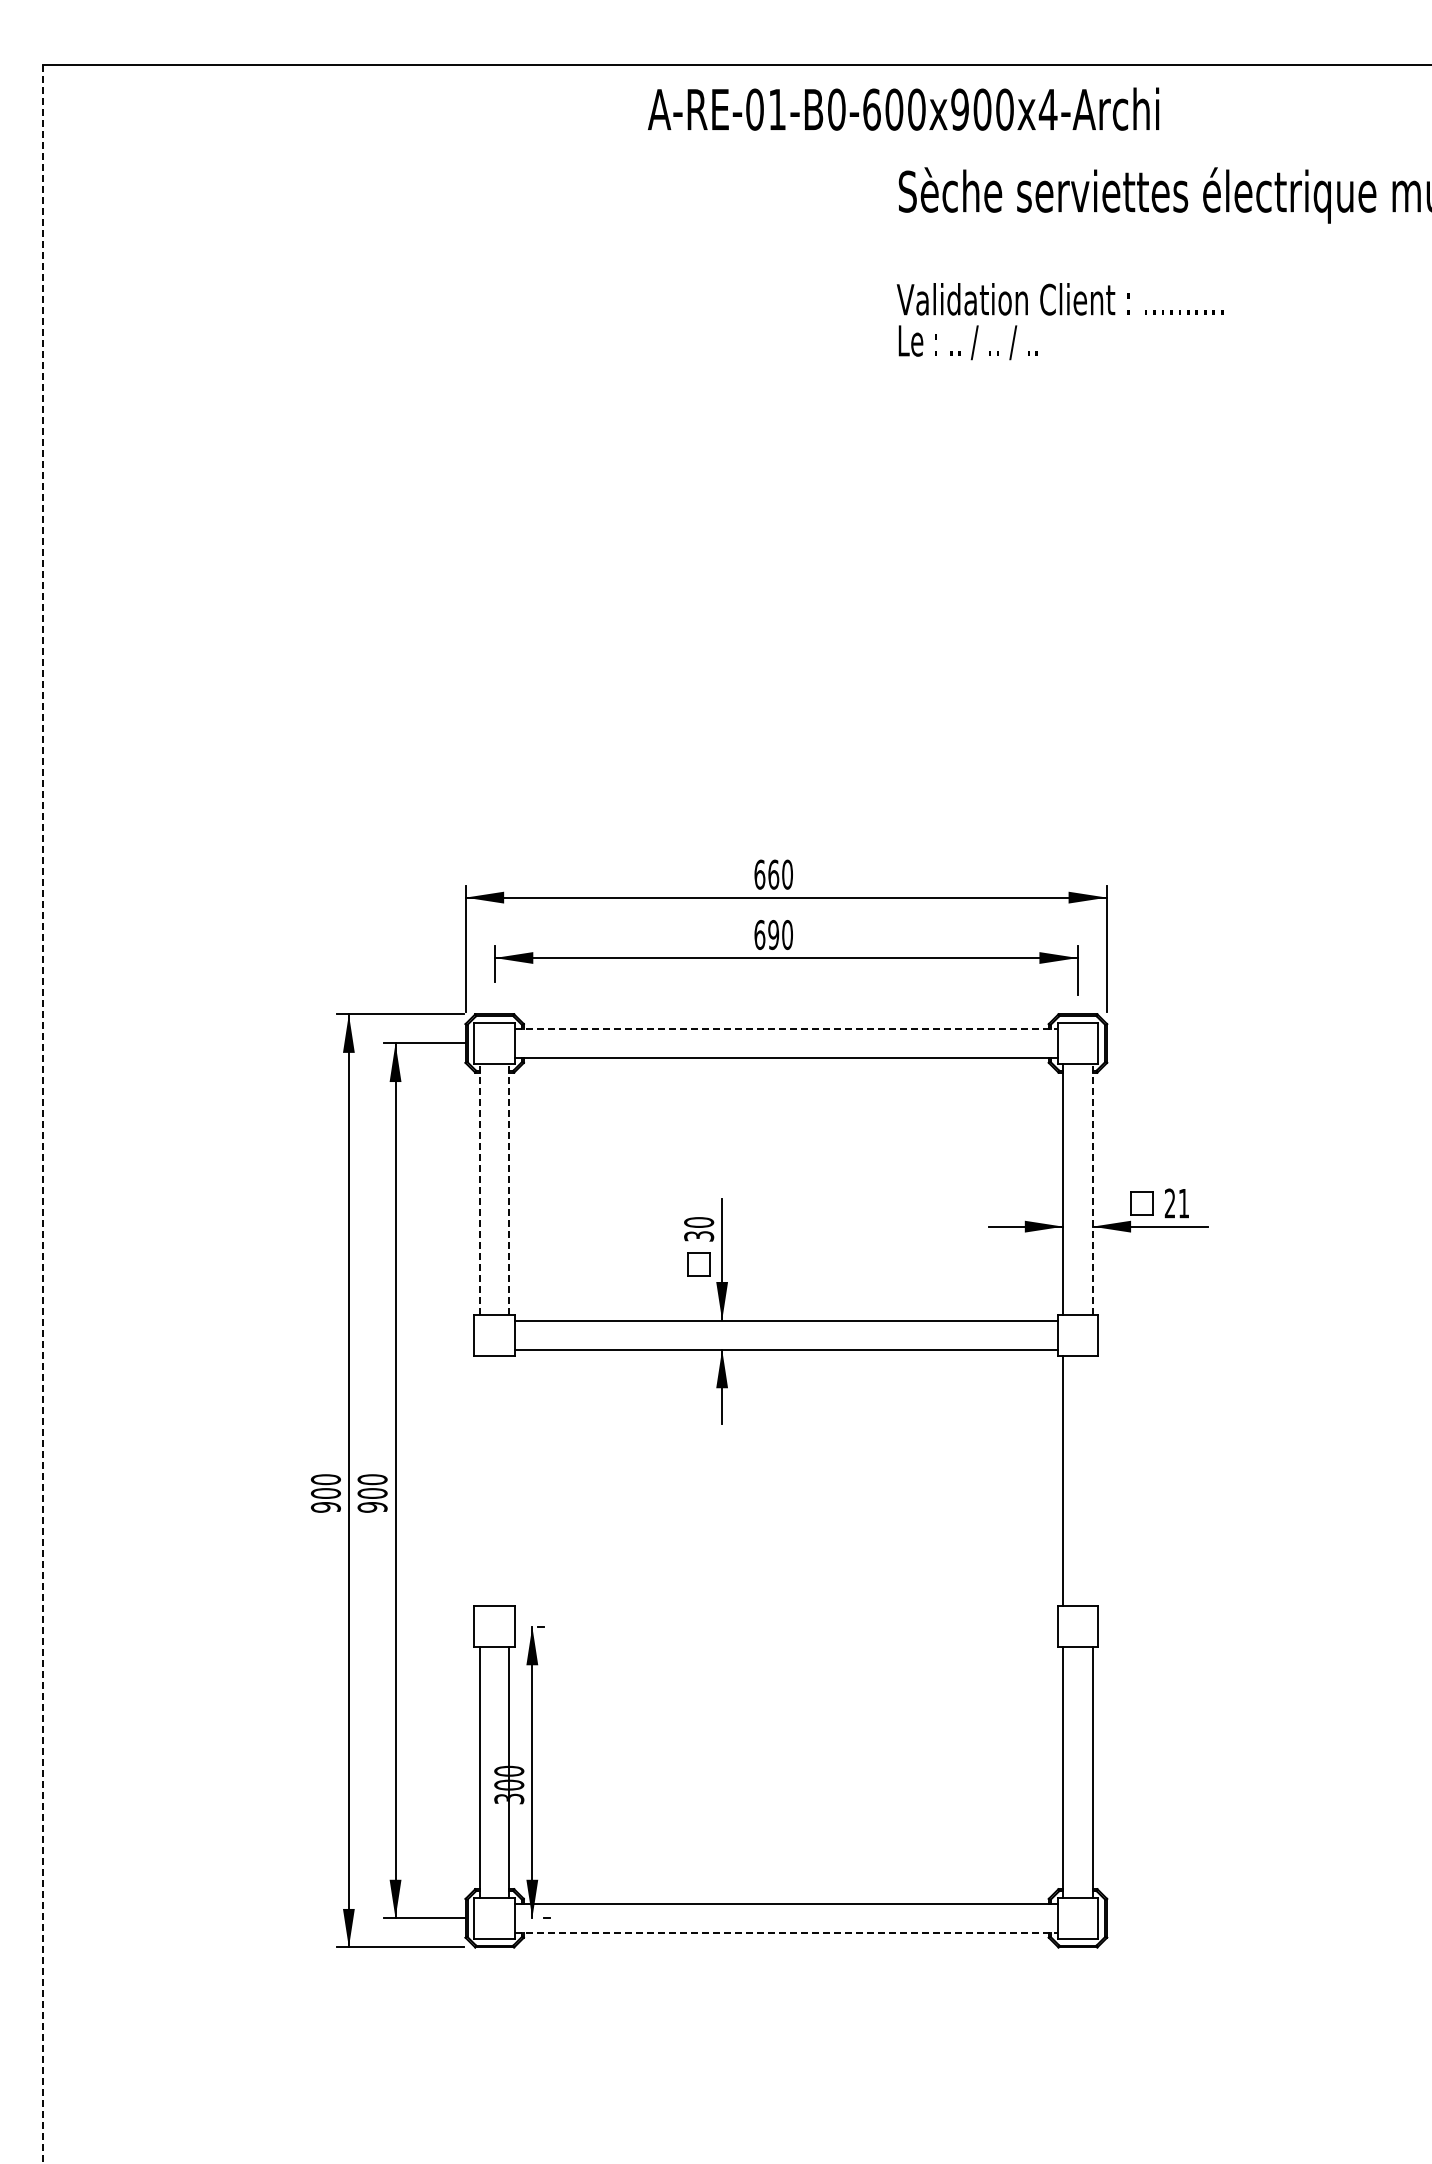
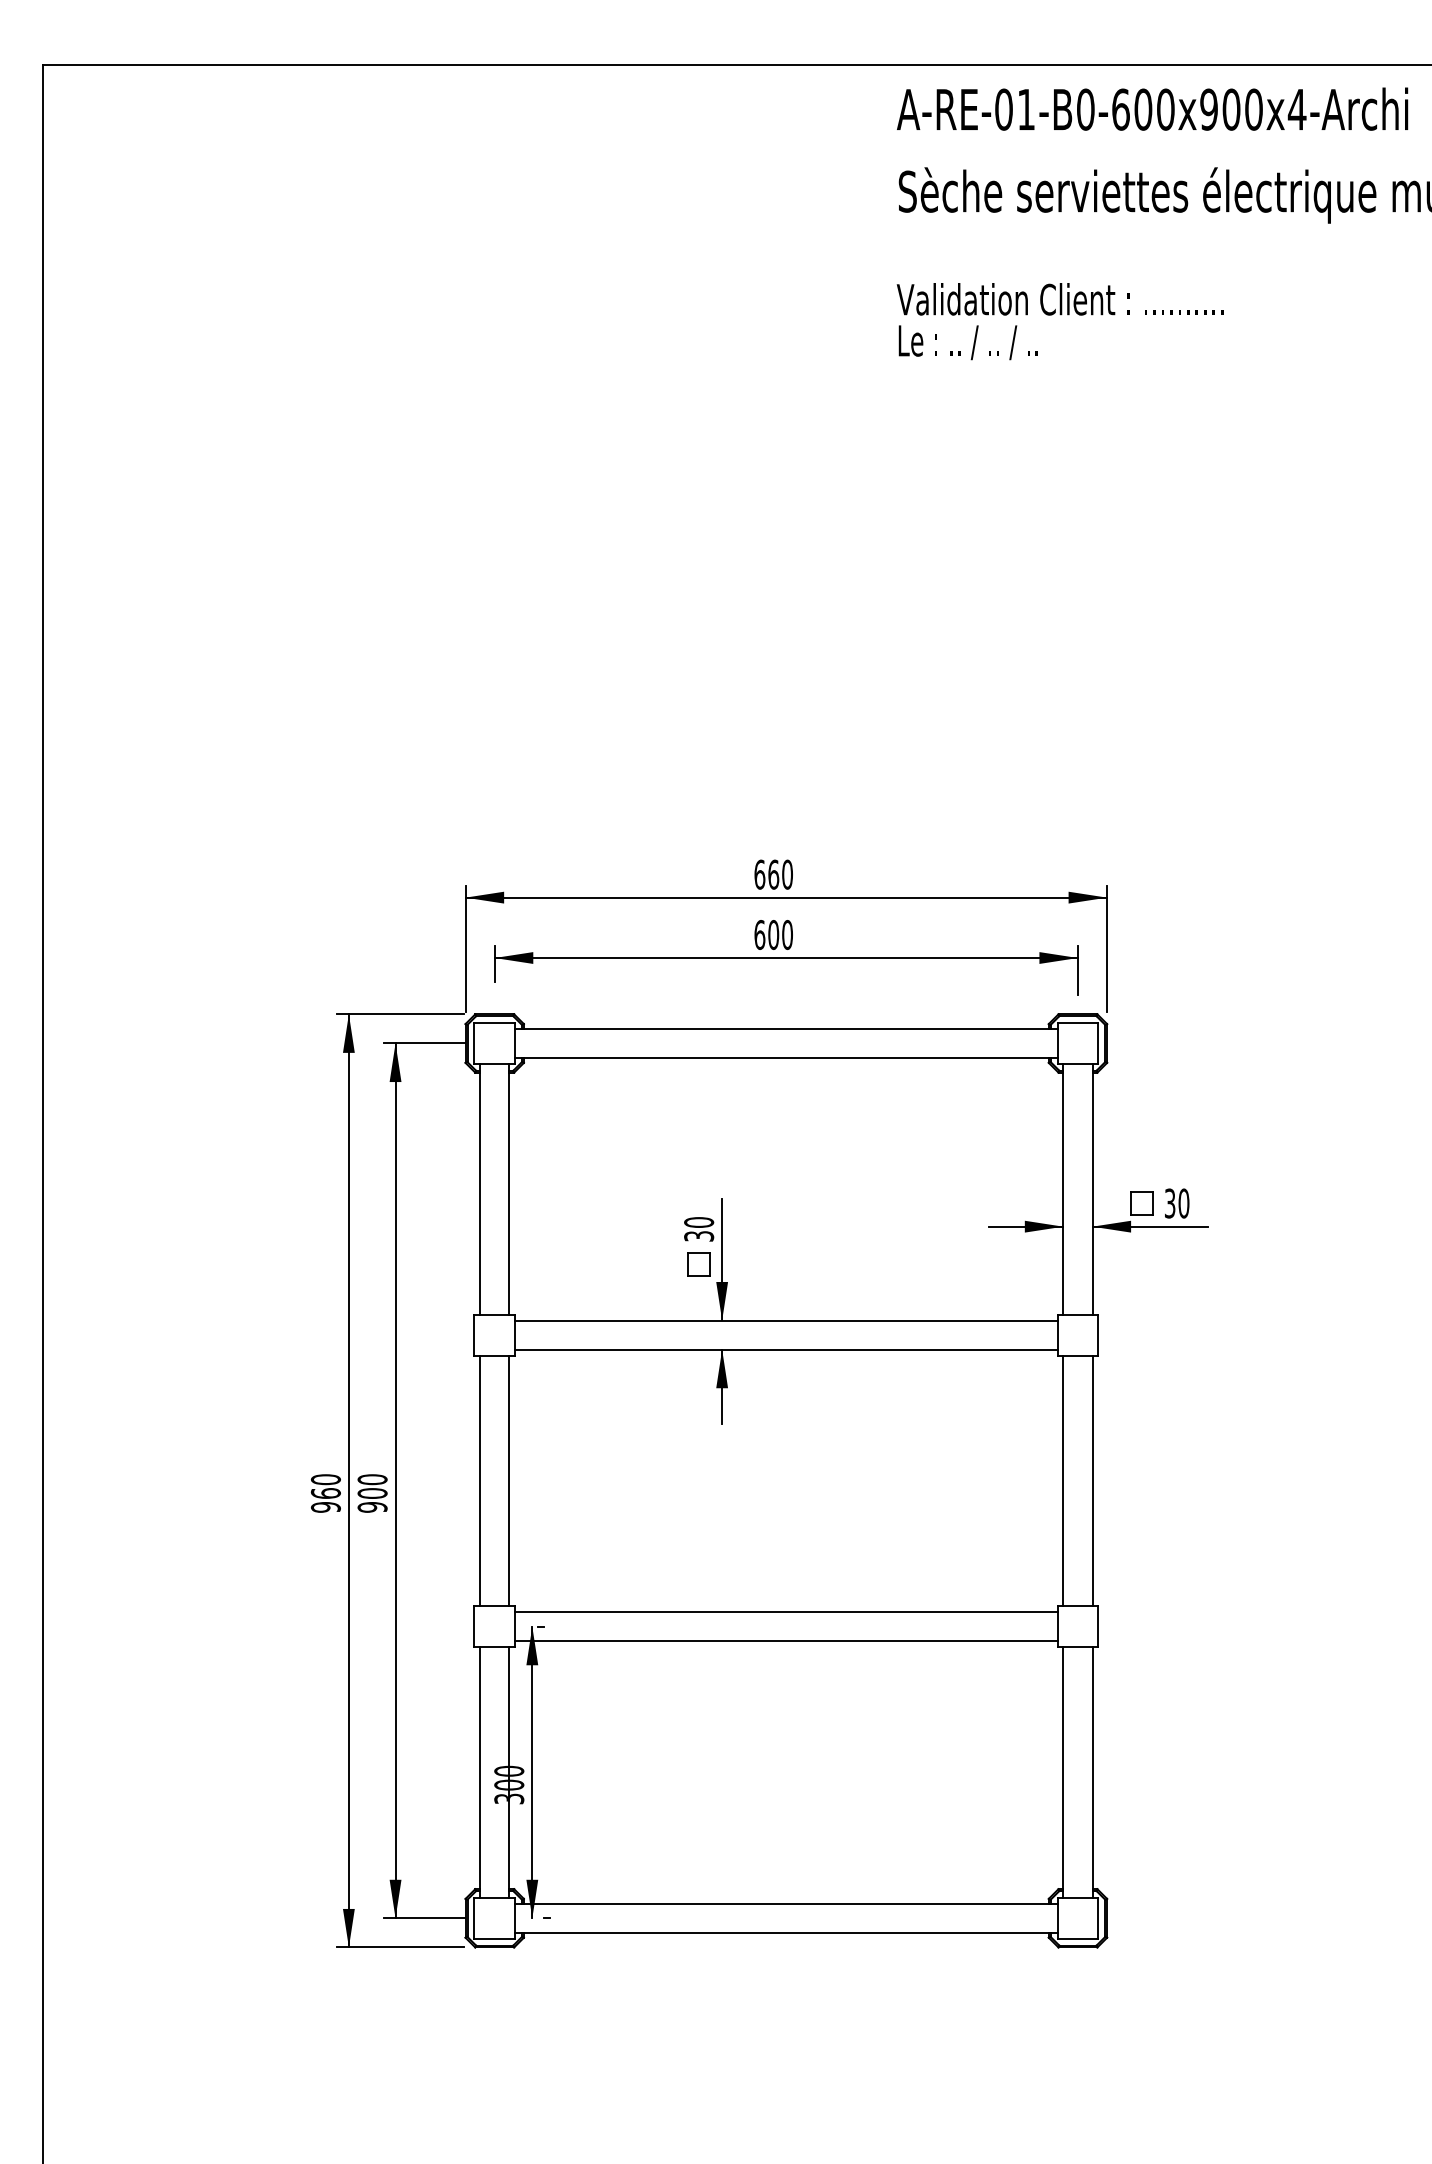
text position: (903, 108) -> (1152, 108) (1152, 108)
text: 690 -> 600 (773, 935)
line: dashed -> solid (786, 1028)
line: dashed -> solid (42, 1114)
line: dashed -> solid (480, 1188)
line: dashed -> solid (509, 1188)
line: dashed -> solid (1092, 1188)
text: 21 -> 30 (1176, 1203)
line: none -> present (480, 1480)
line: none -> present (509, 1480)
line: none -> present (1092, 1480)
text: 900 -> 960 (325, 1493)
line: none -> present (786, 1612)
line: none -> present (786, 1641)
line: dashed -> solid (786, 1932)
